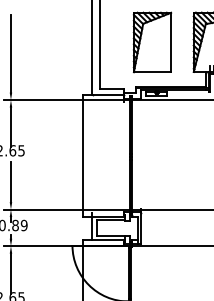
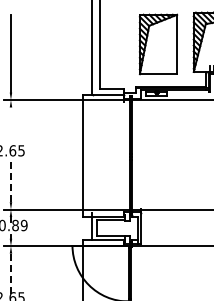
part position: (152, 42) -> (158, 44) (158, 44)
line: present -> none (10, 127)
line: solid -> dashed (10, 182)
line: solid -> dashed (10, 274)
